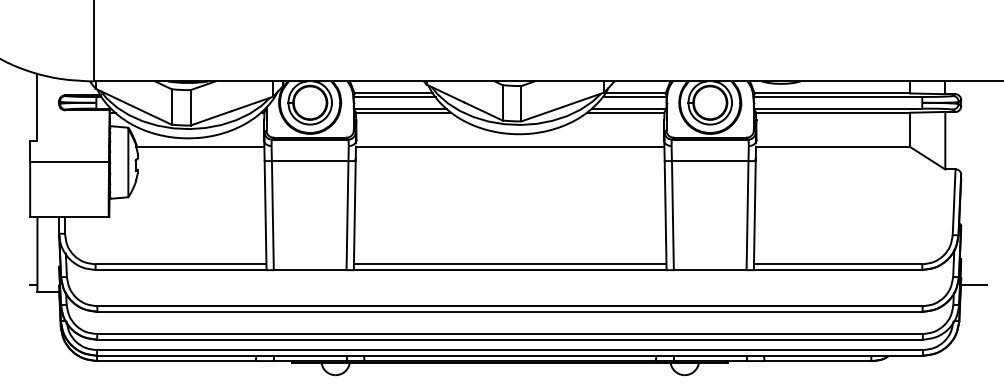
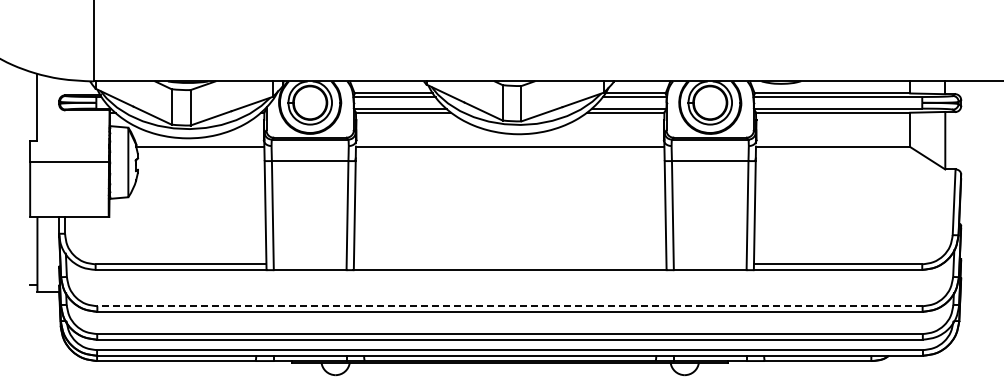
line: present -> none (509, 264)
line: present -> none (973, 284)
line: solid -> dashed (509, 306)
